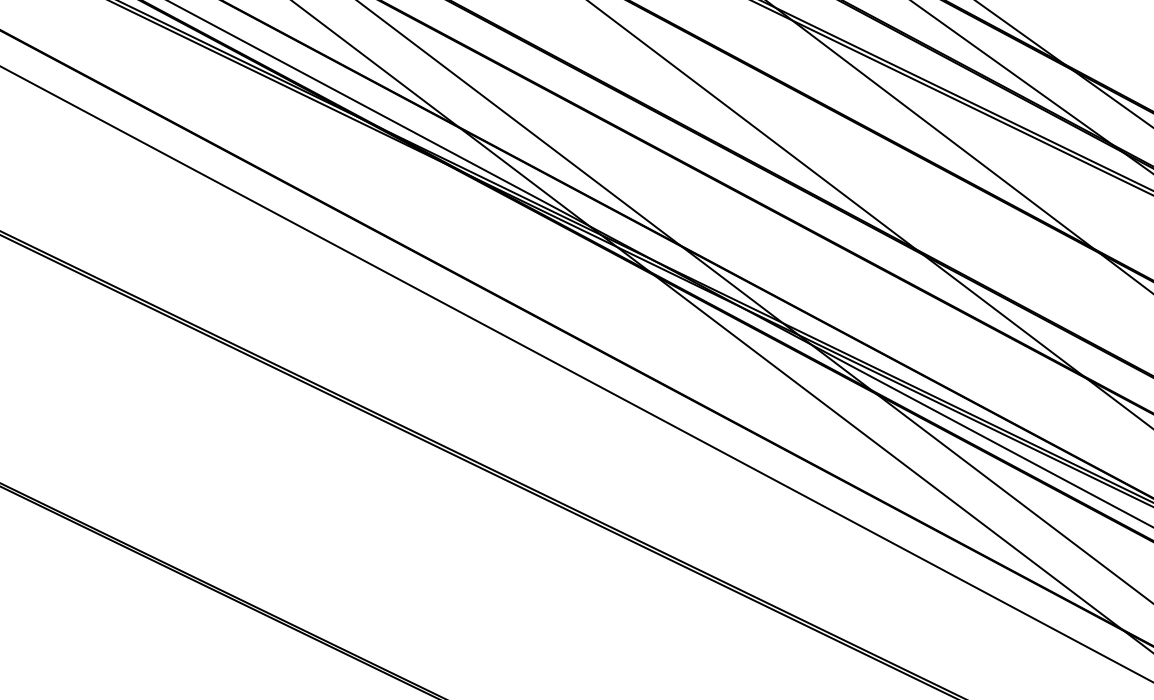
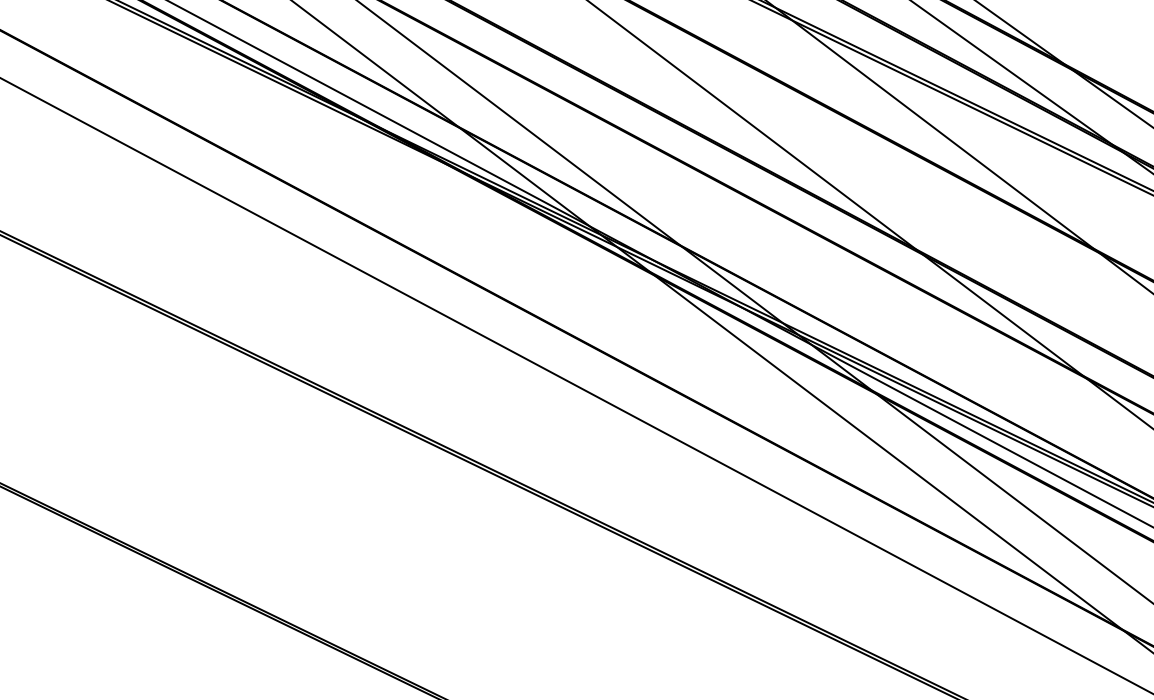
line position: (576, 374) -> (576, 385) (576, 385)
